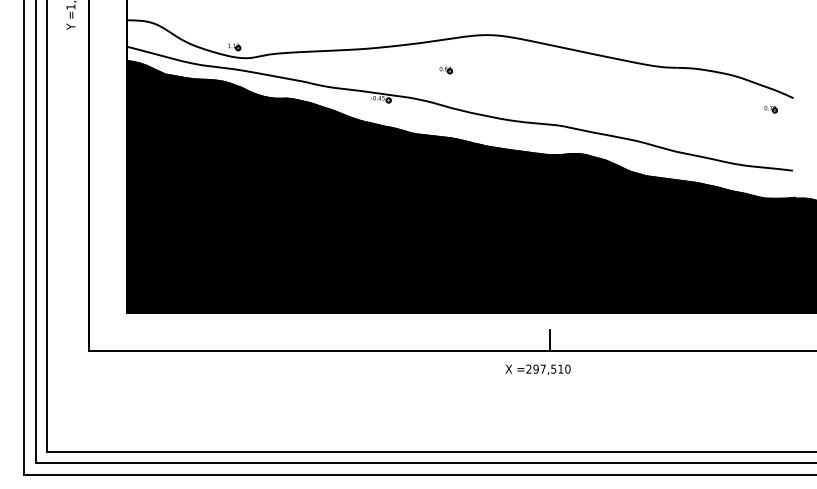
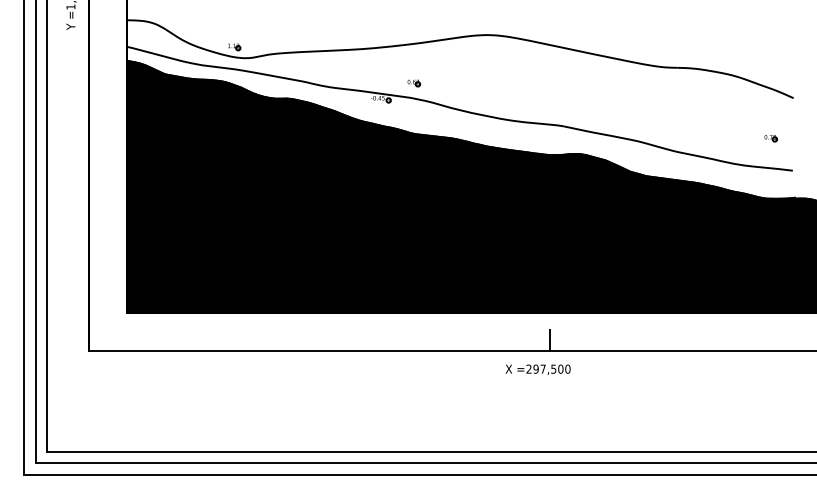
part position: (445, 70) -> (413, 83) (413, 83)
part position: (770, 109) -> (770, 138) (770, 138)
text: =297,510 -> =297,500 (560, 368)
